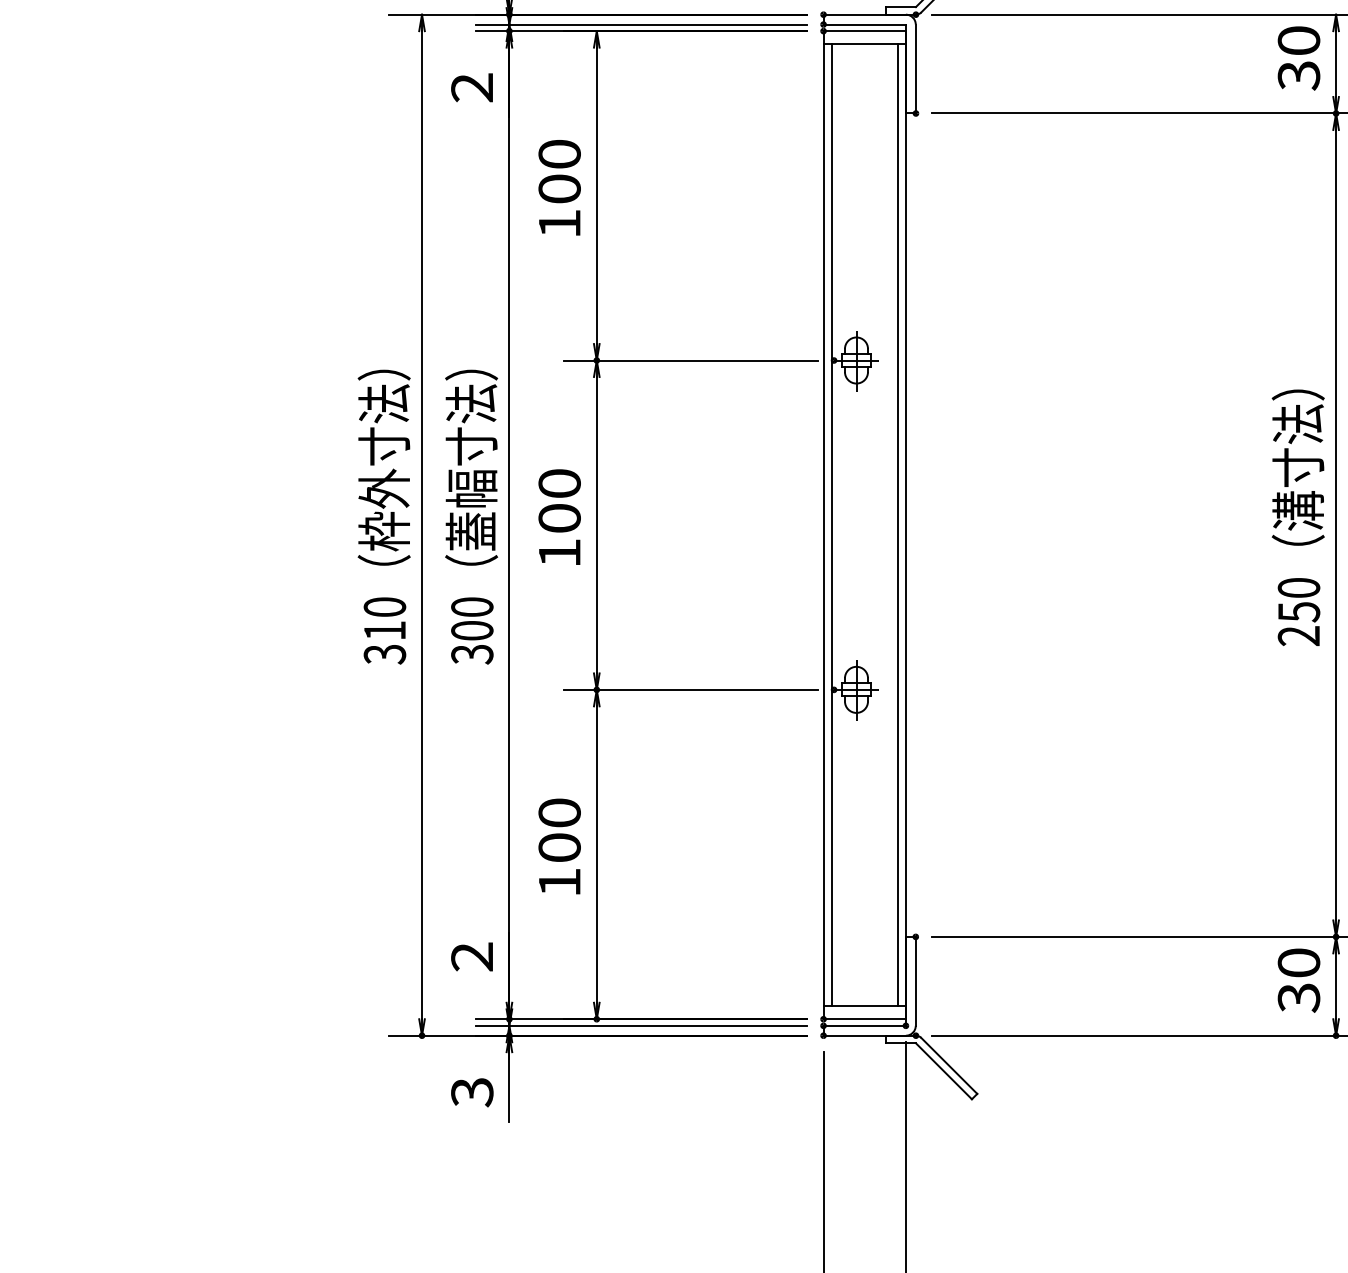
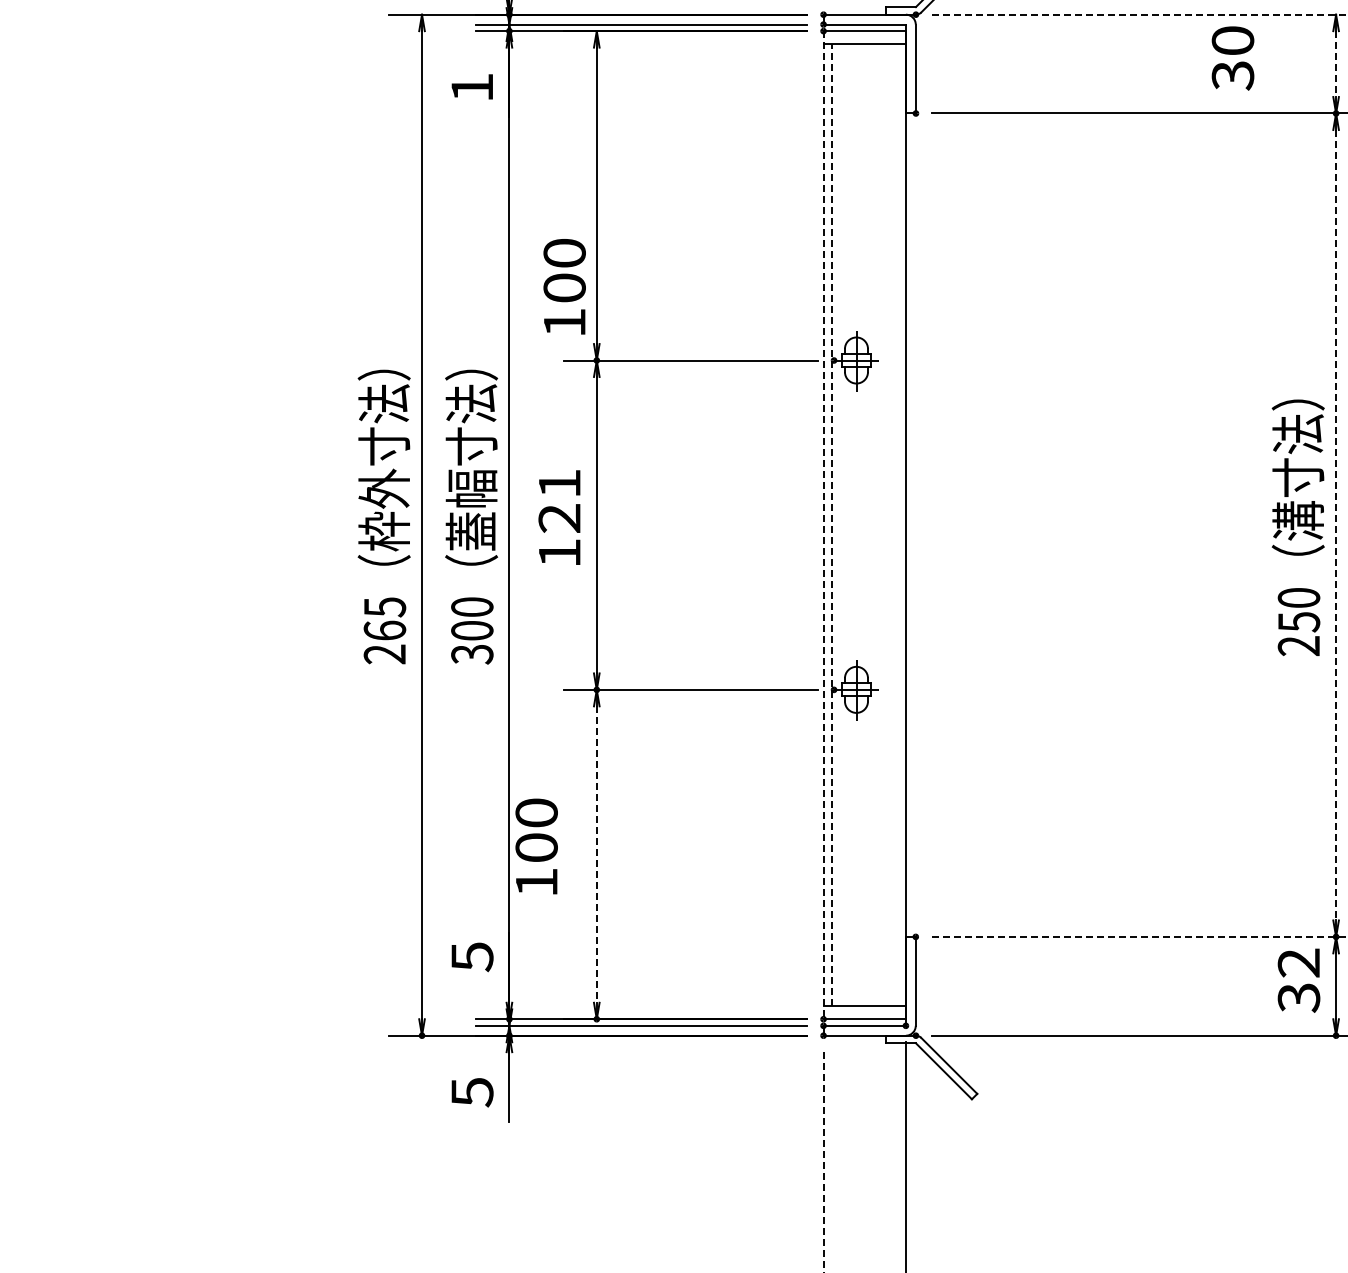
line: solid -> dashed (1140, 14)
text position: (1298, 58) -> (1232, 58) (1232, 58)
line: solid -> dashed (1336, 64)
text: 2 -> 1 (471, 87)
text position: (559, 187) -> (564, 286) (564, 286)
text: 100 -> 121 (559, 500)
text position: (1297, 517) -> (1297, 527) (1297, 527)
line: solid -> dashed (823, 525)
line: solid -> dashed (831, 525)
line: present -> none (897, 525)
line: solid -> dashed (1336, 525)
text: 310 -> 265 (384, 630)
text position: (559, 846) -> (536, 846) (536, 846)
line: solid -> dashed (596, 855)
line: solid -> dashed (1140, 936)
text: 2 -> 5 (472, 957)
text: 30 -> 32 (1298, 962)
text: 3 -> 5 (472, 1092)
line: solid -> dashed (823, 1162)
